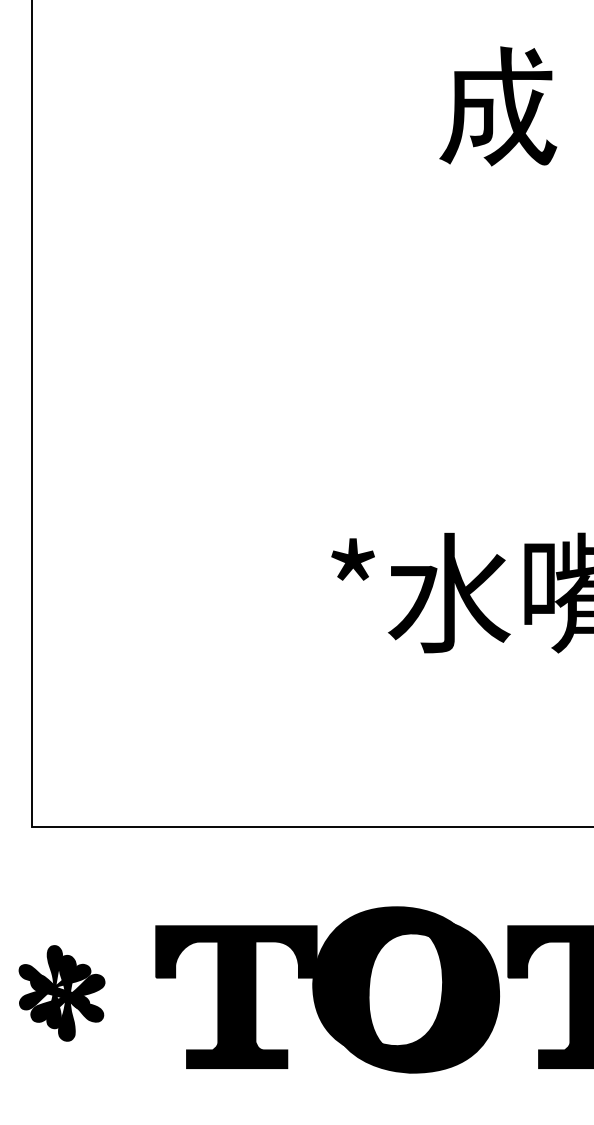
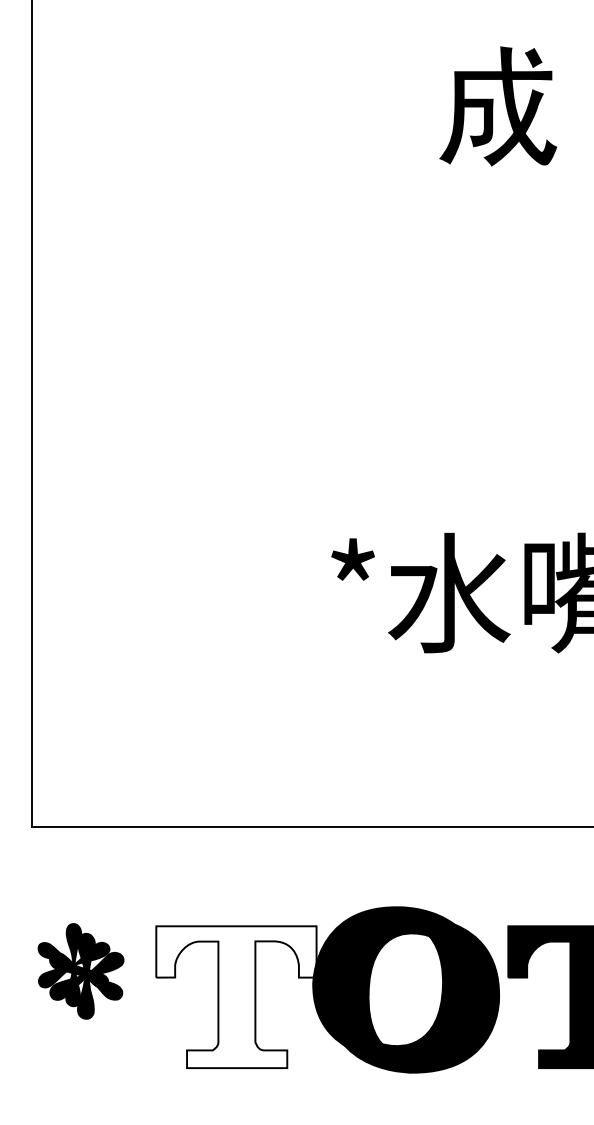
part position: (61, 993) -> (80, 971) (80, 971)
fill: present -> none (236, 997)
